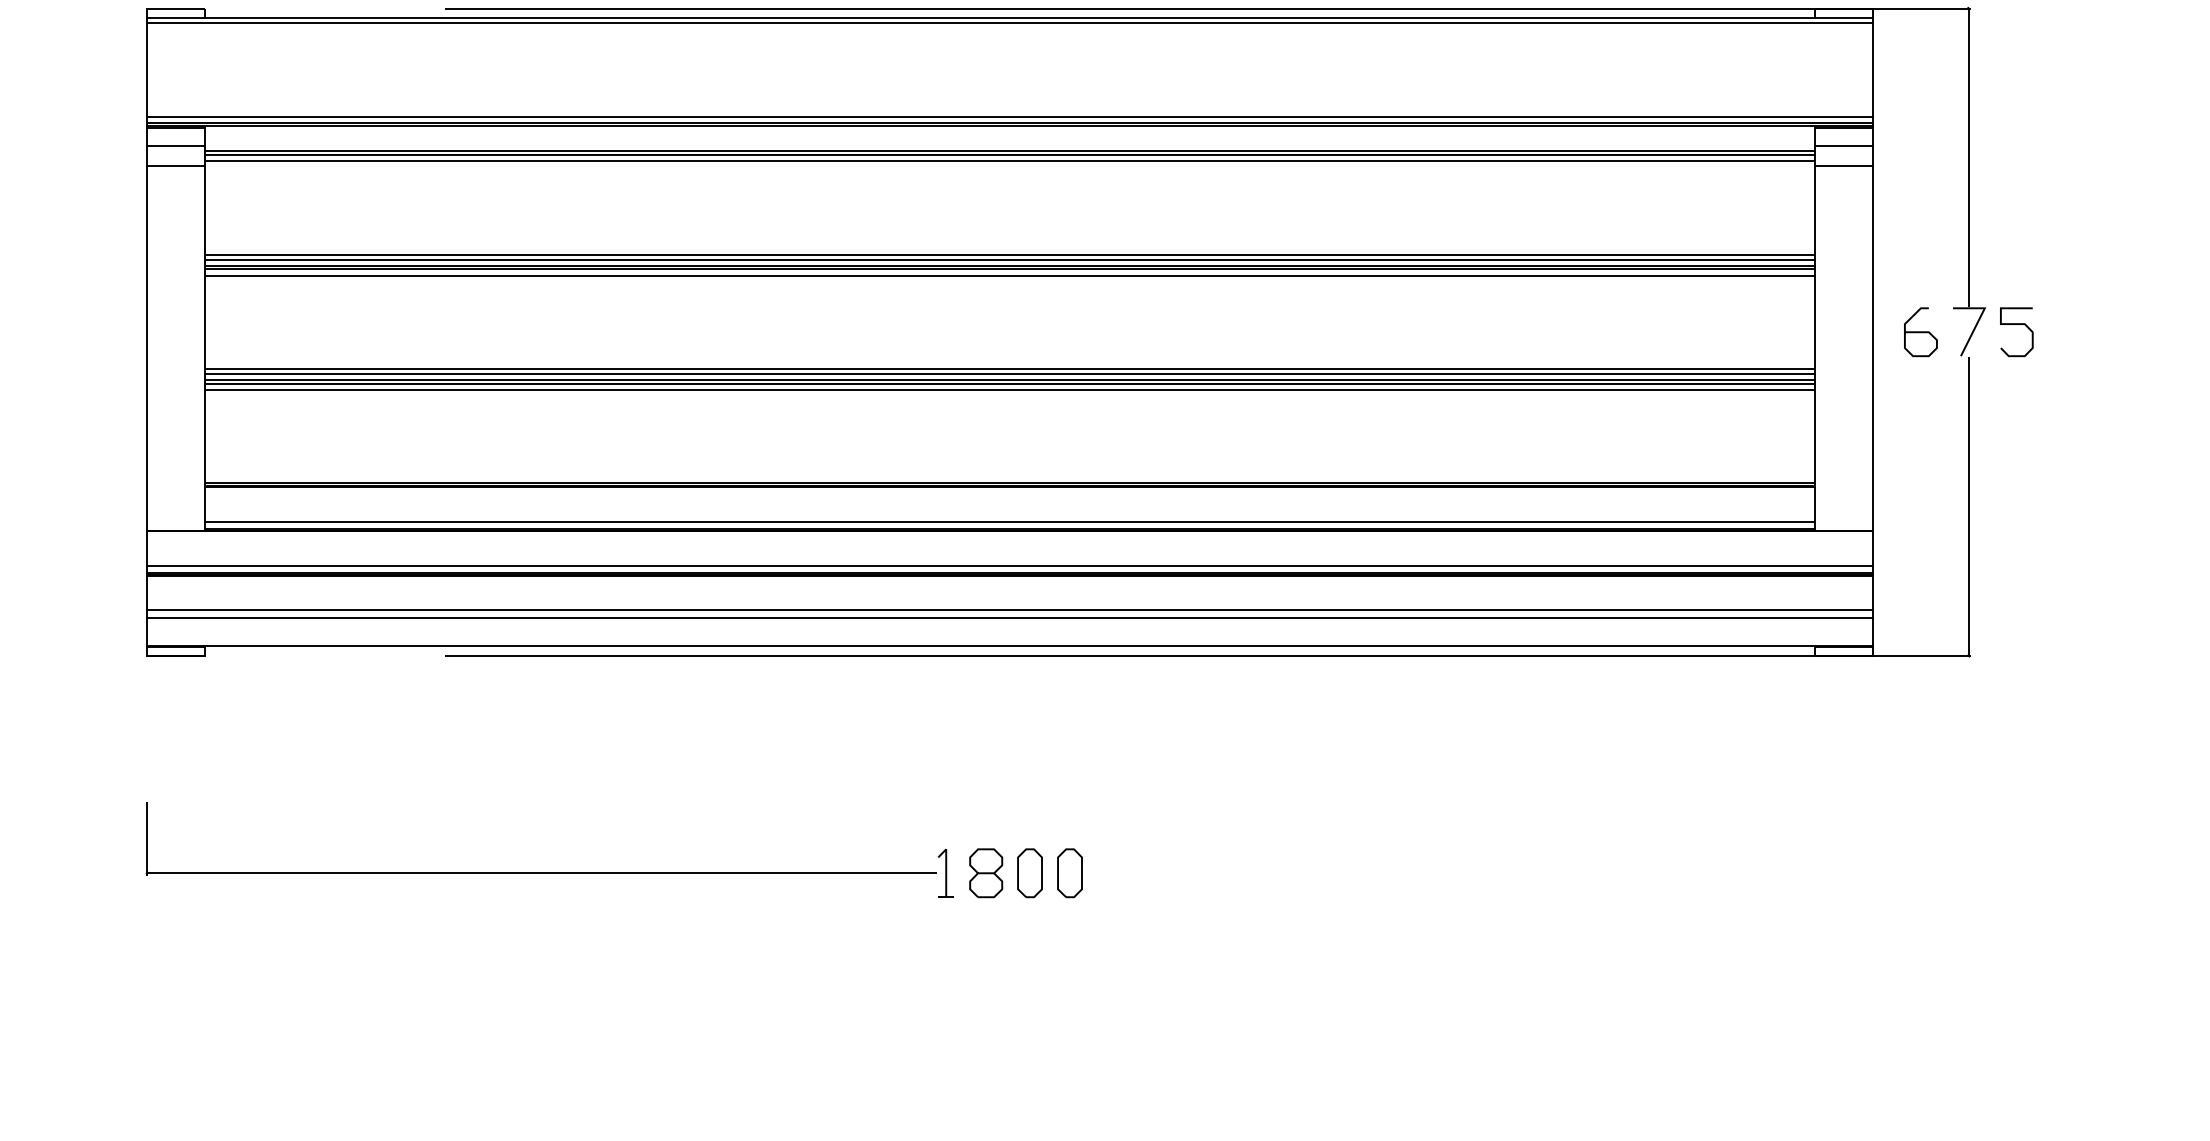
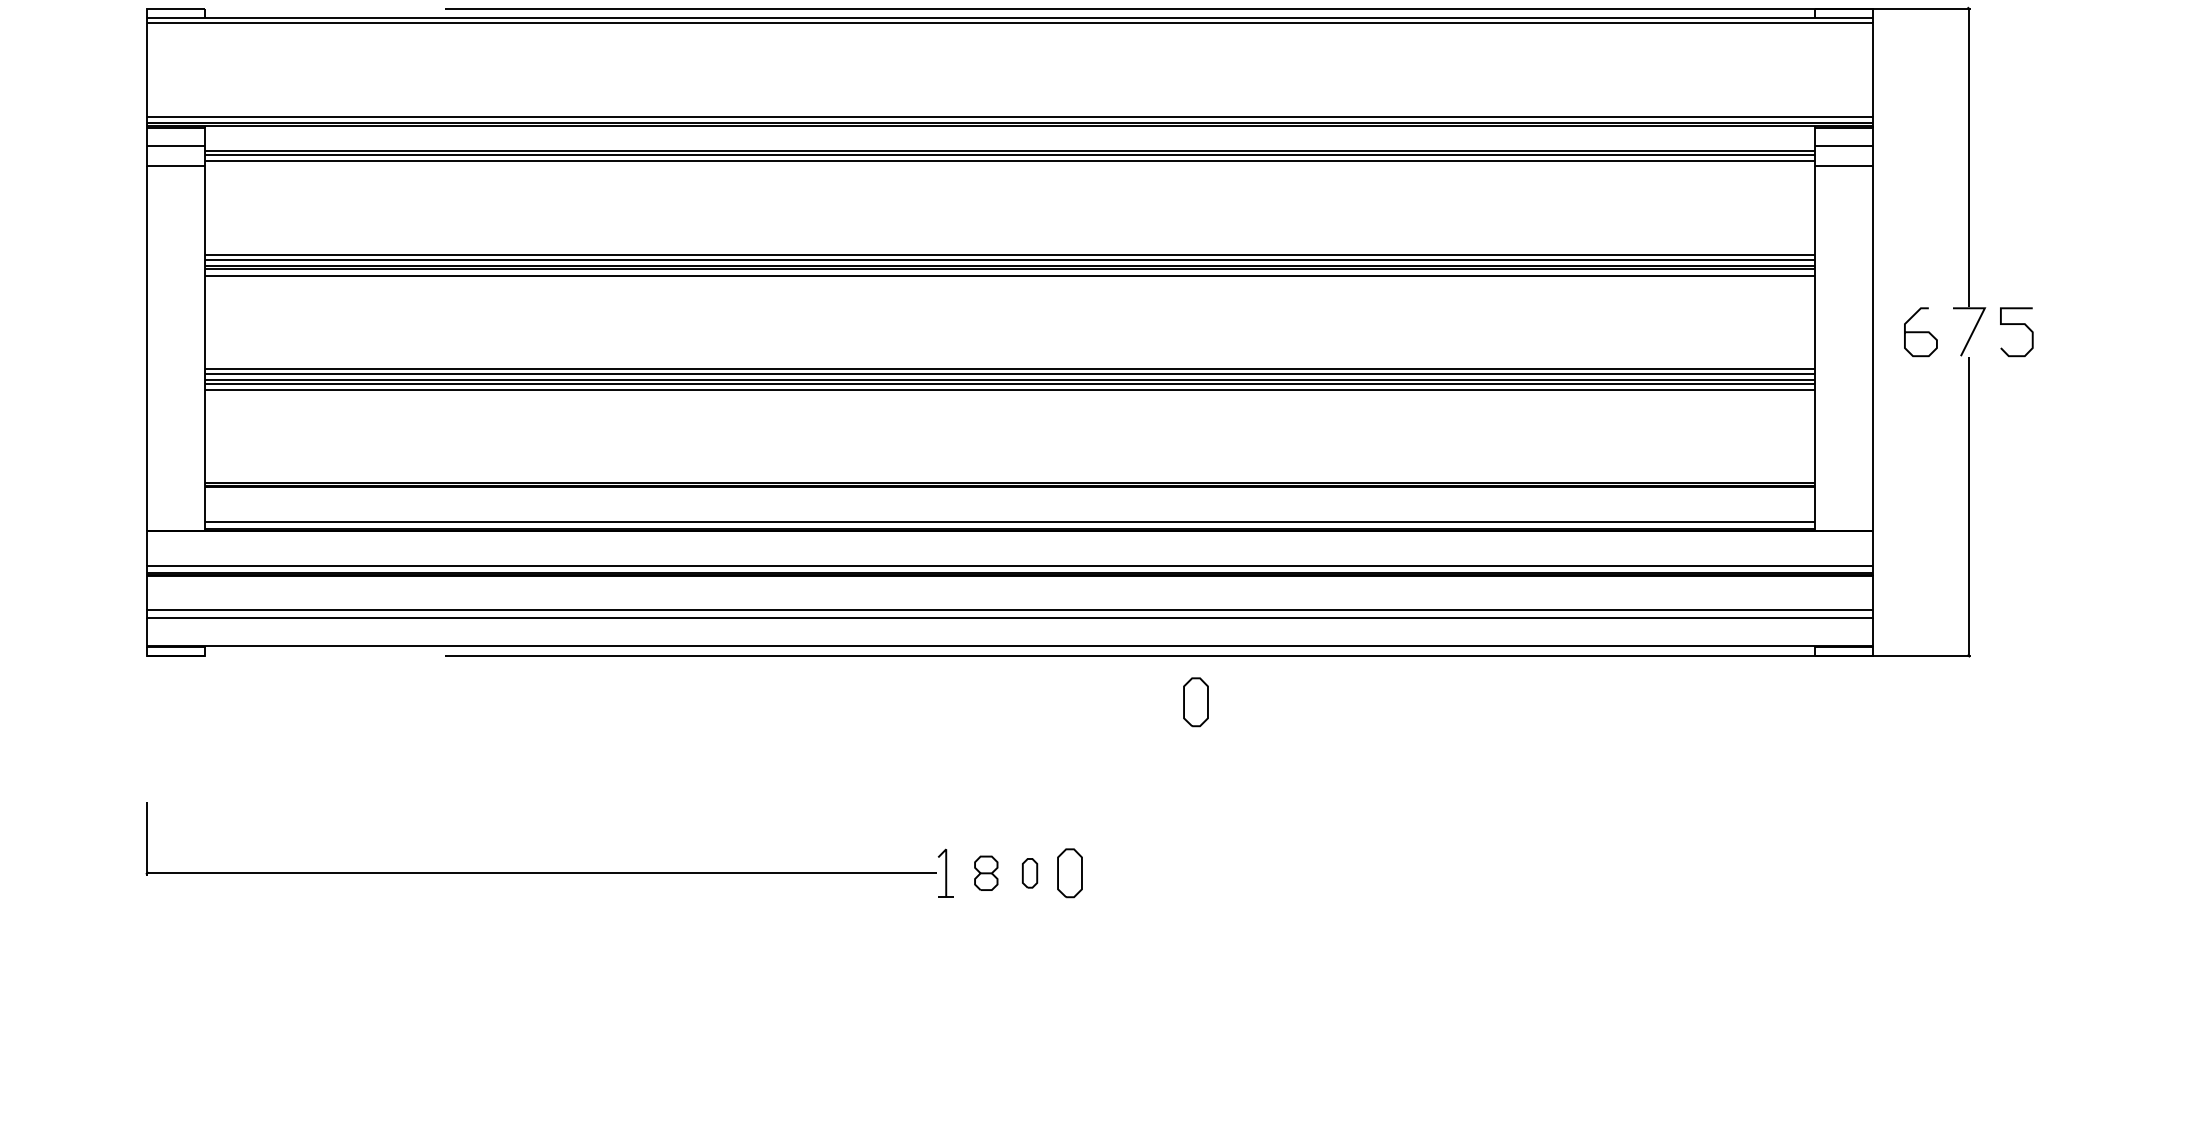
part: none -> present (1195, 702)
part size: 35x51 px -> 25x36 px (986, 872)
part size: 26x51 px -> 17x31 px (1030, 873)
